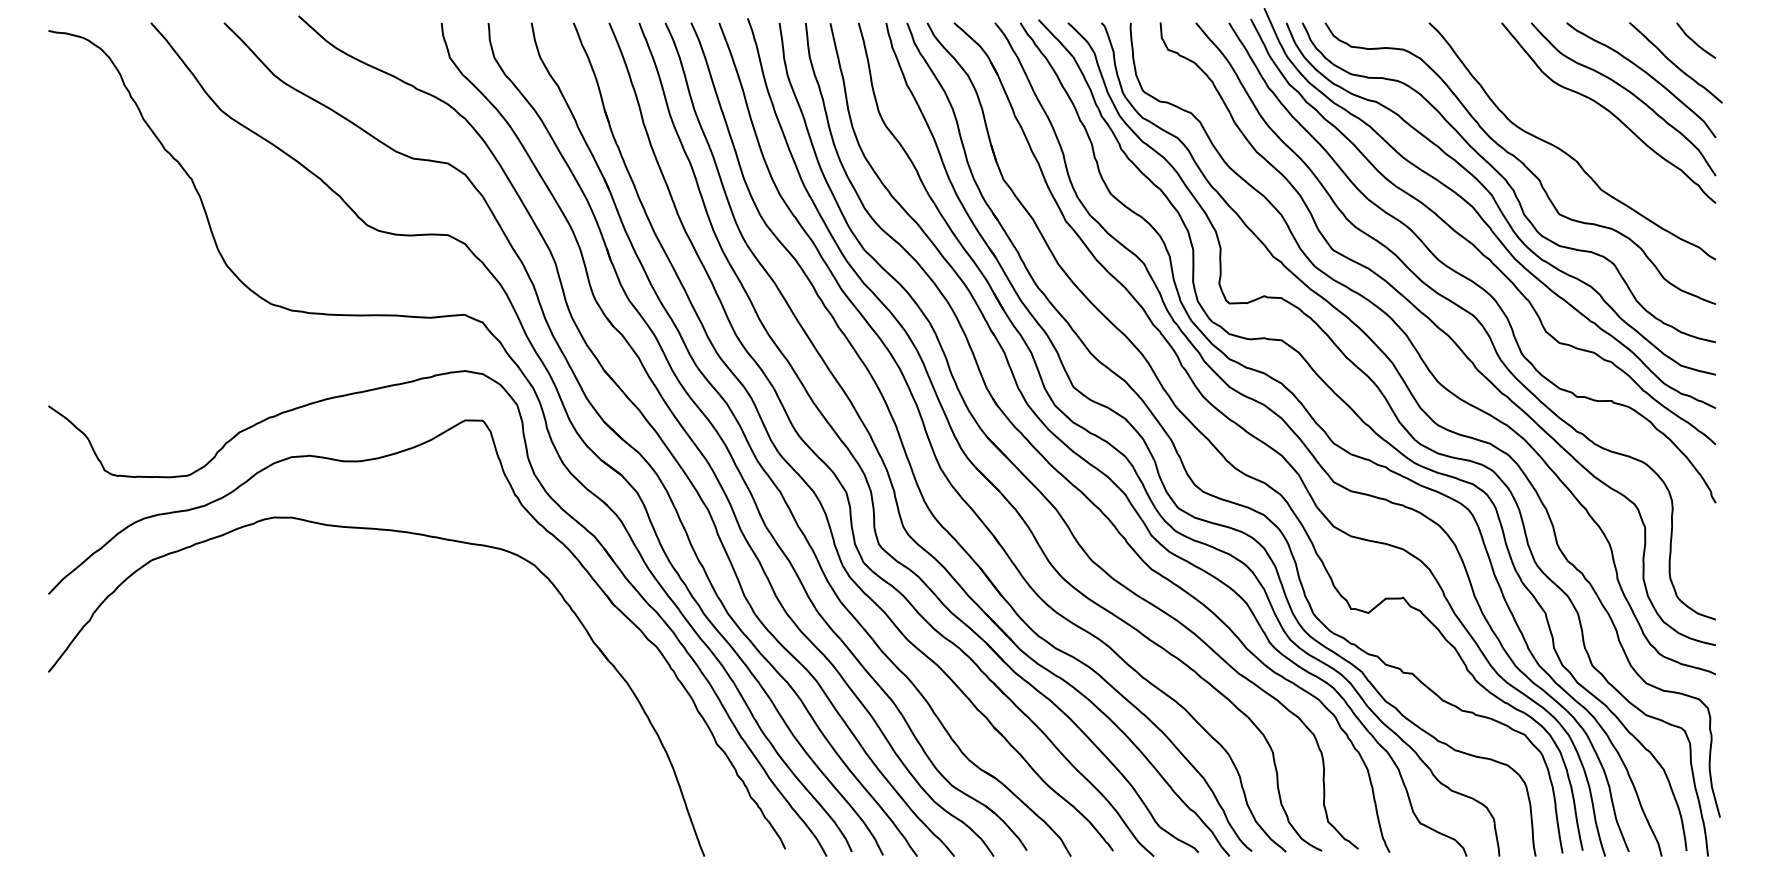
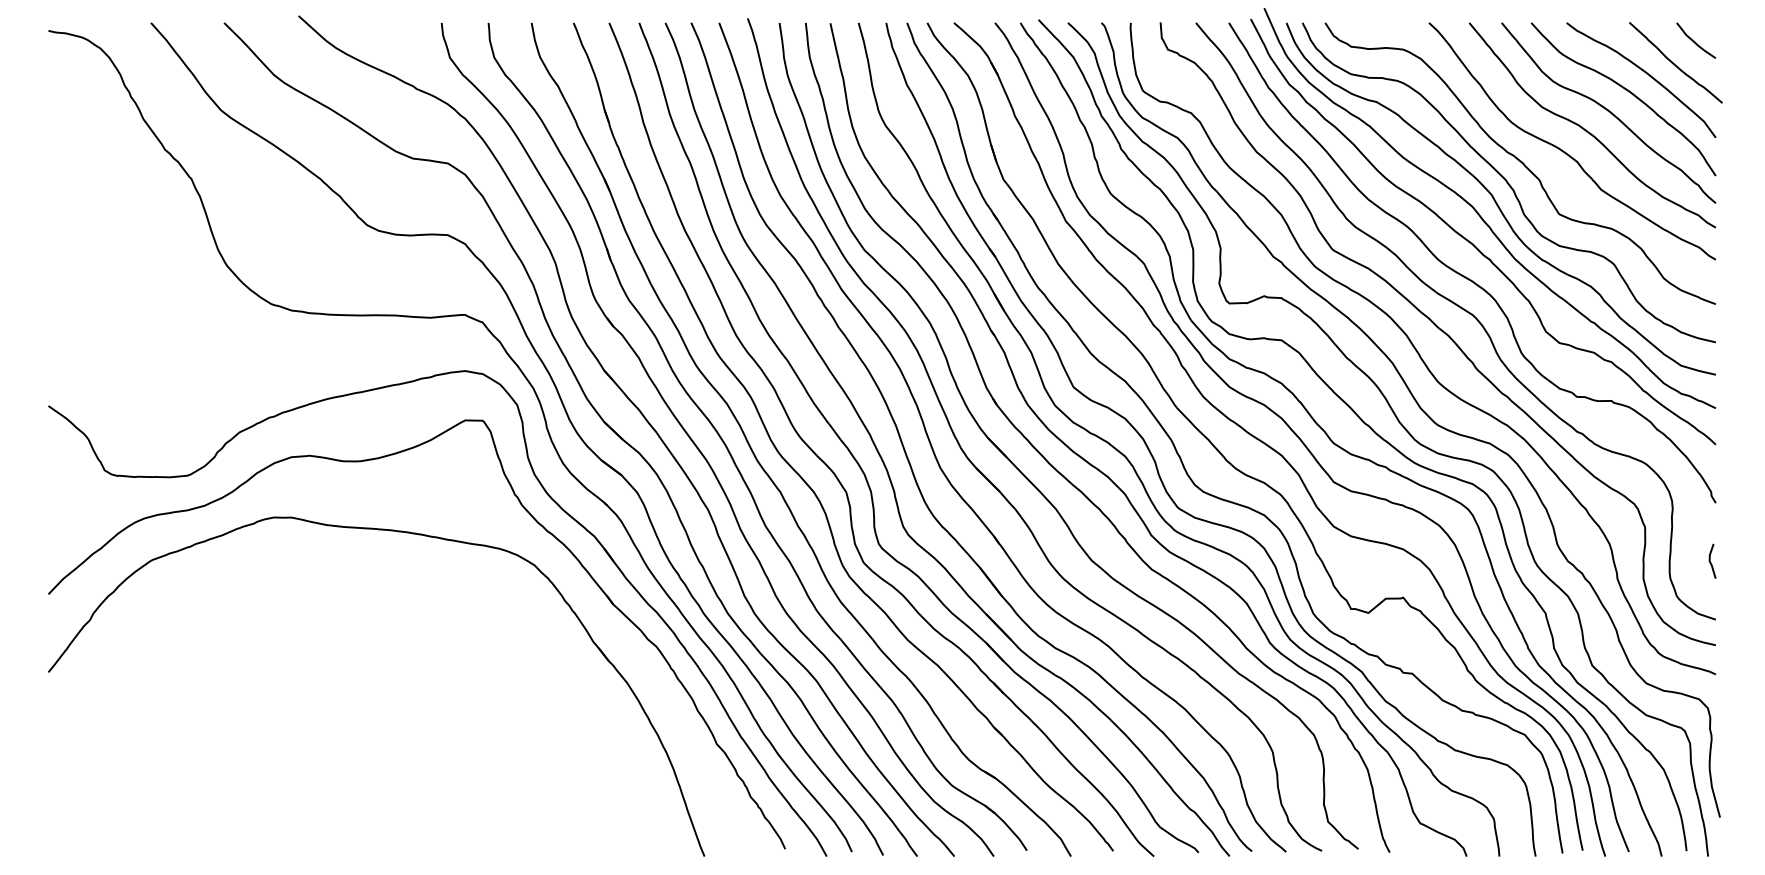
curve: none -> present (1586, 129)
line: none -> present (1711, 562)
